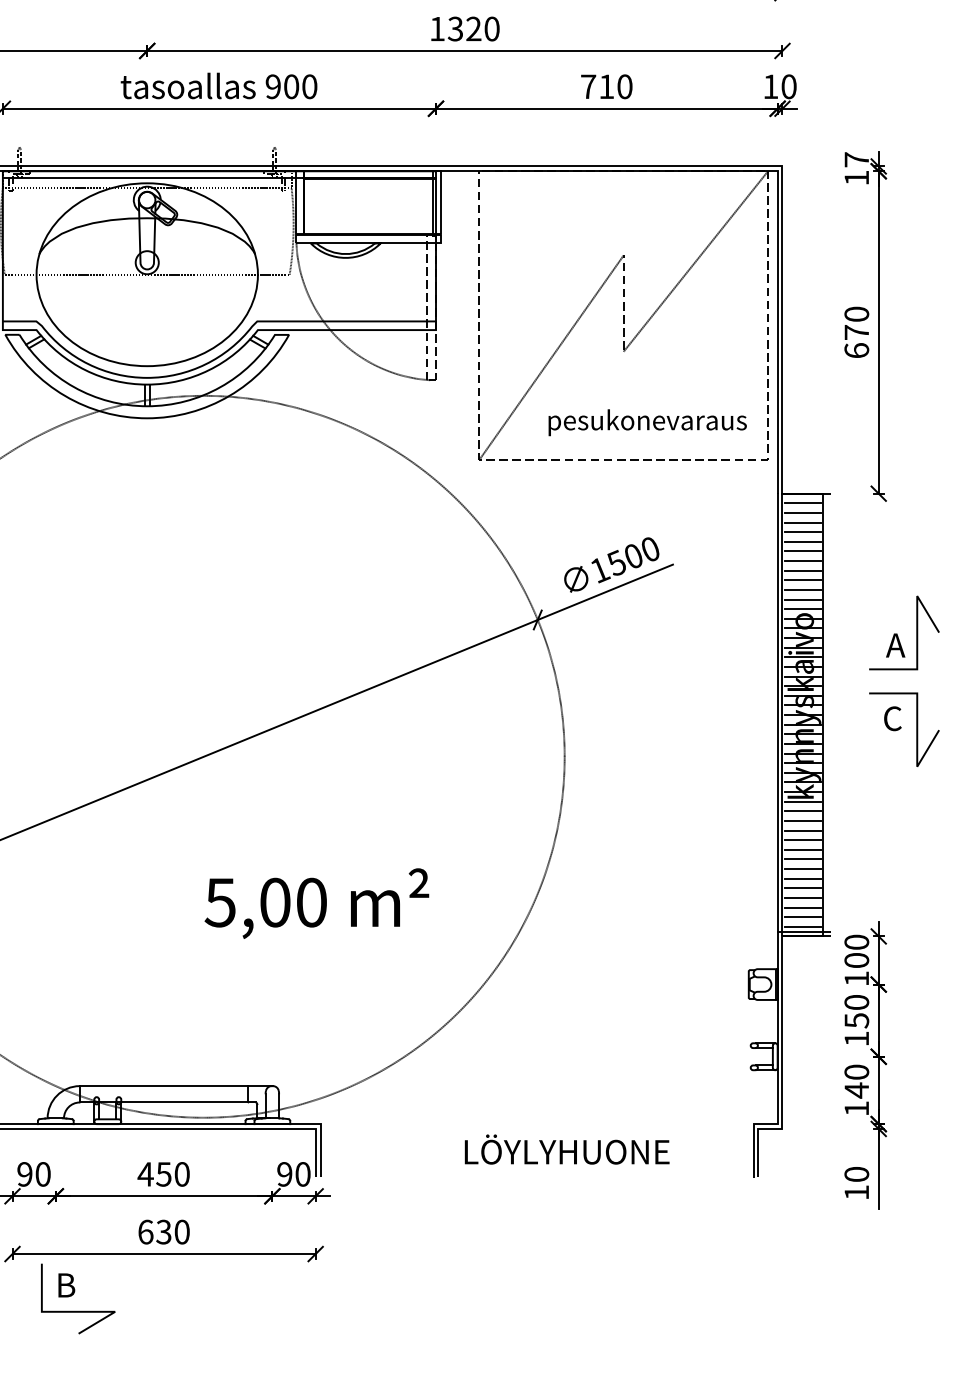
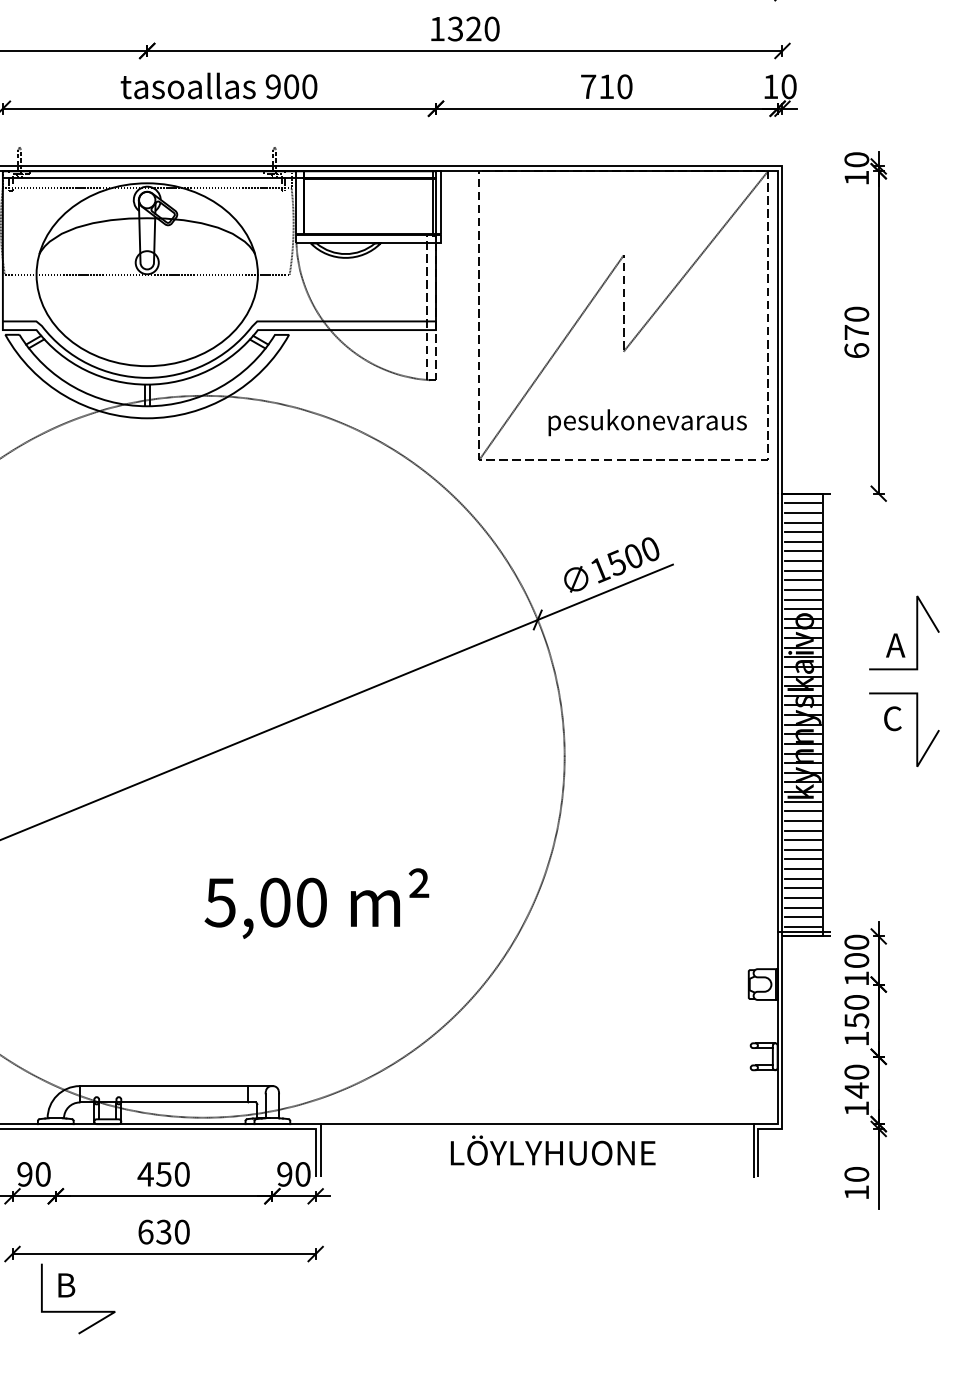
text: 17 -> 10 (856, 159)
line: none -> present (536, 1124)
text position: (566, 1149) -> (552, 1150) (552, 1150)
